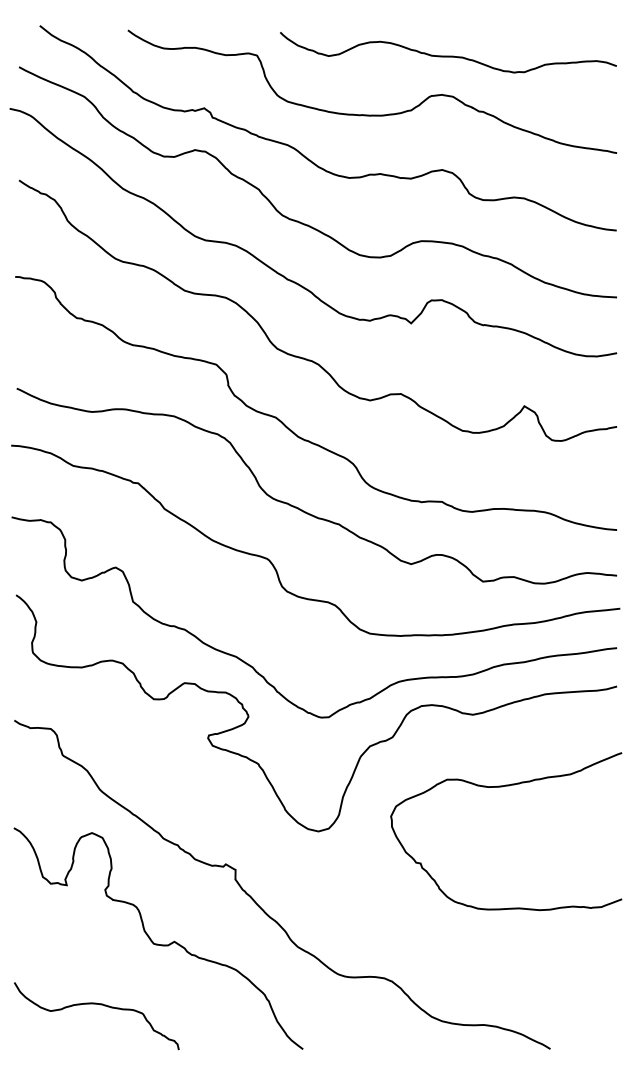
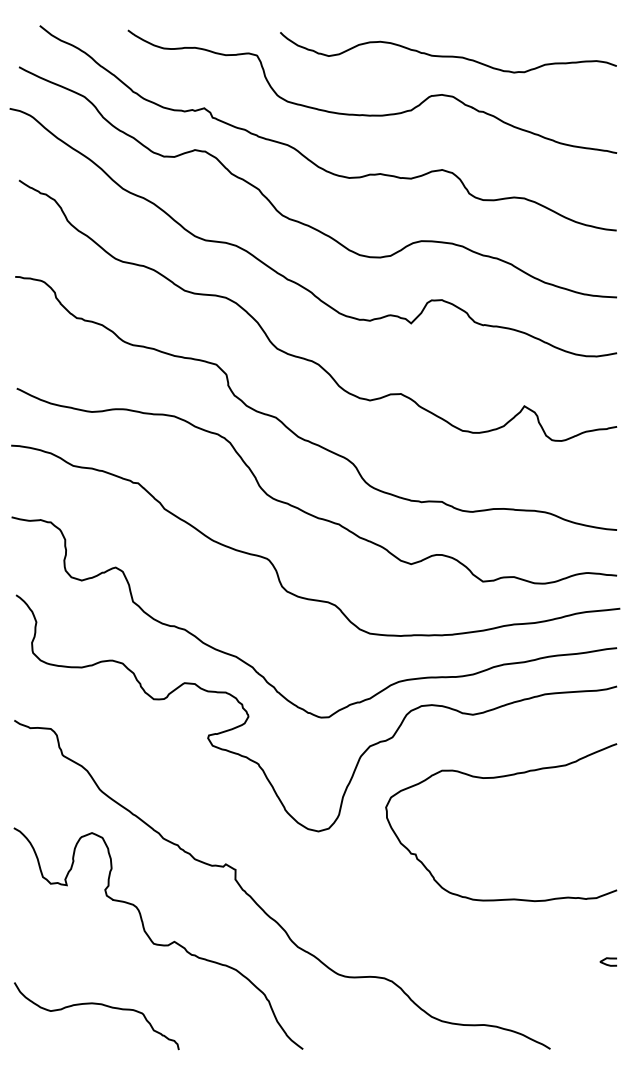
curve position: (502, 787) -> (497, 778) (497, 778)
curve: none -> present (607, 959)
